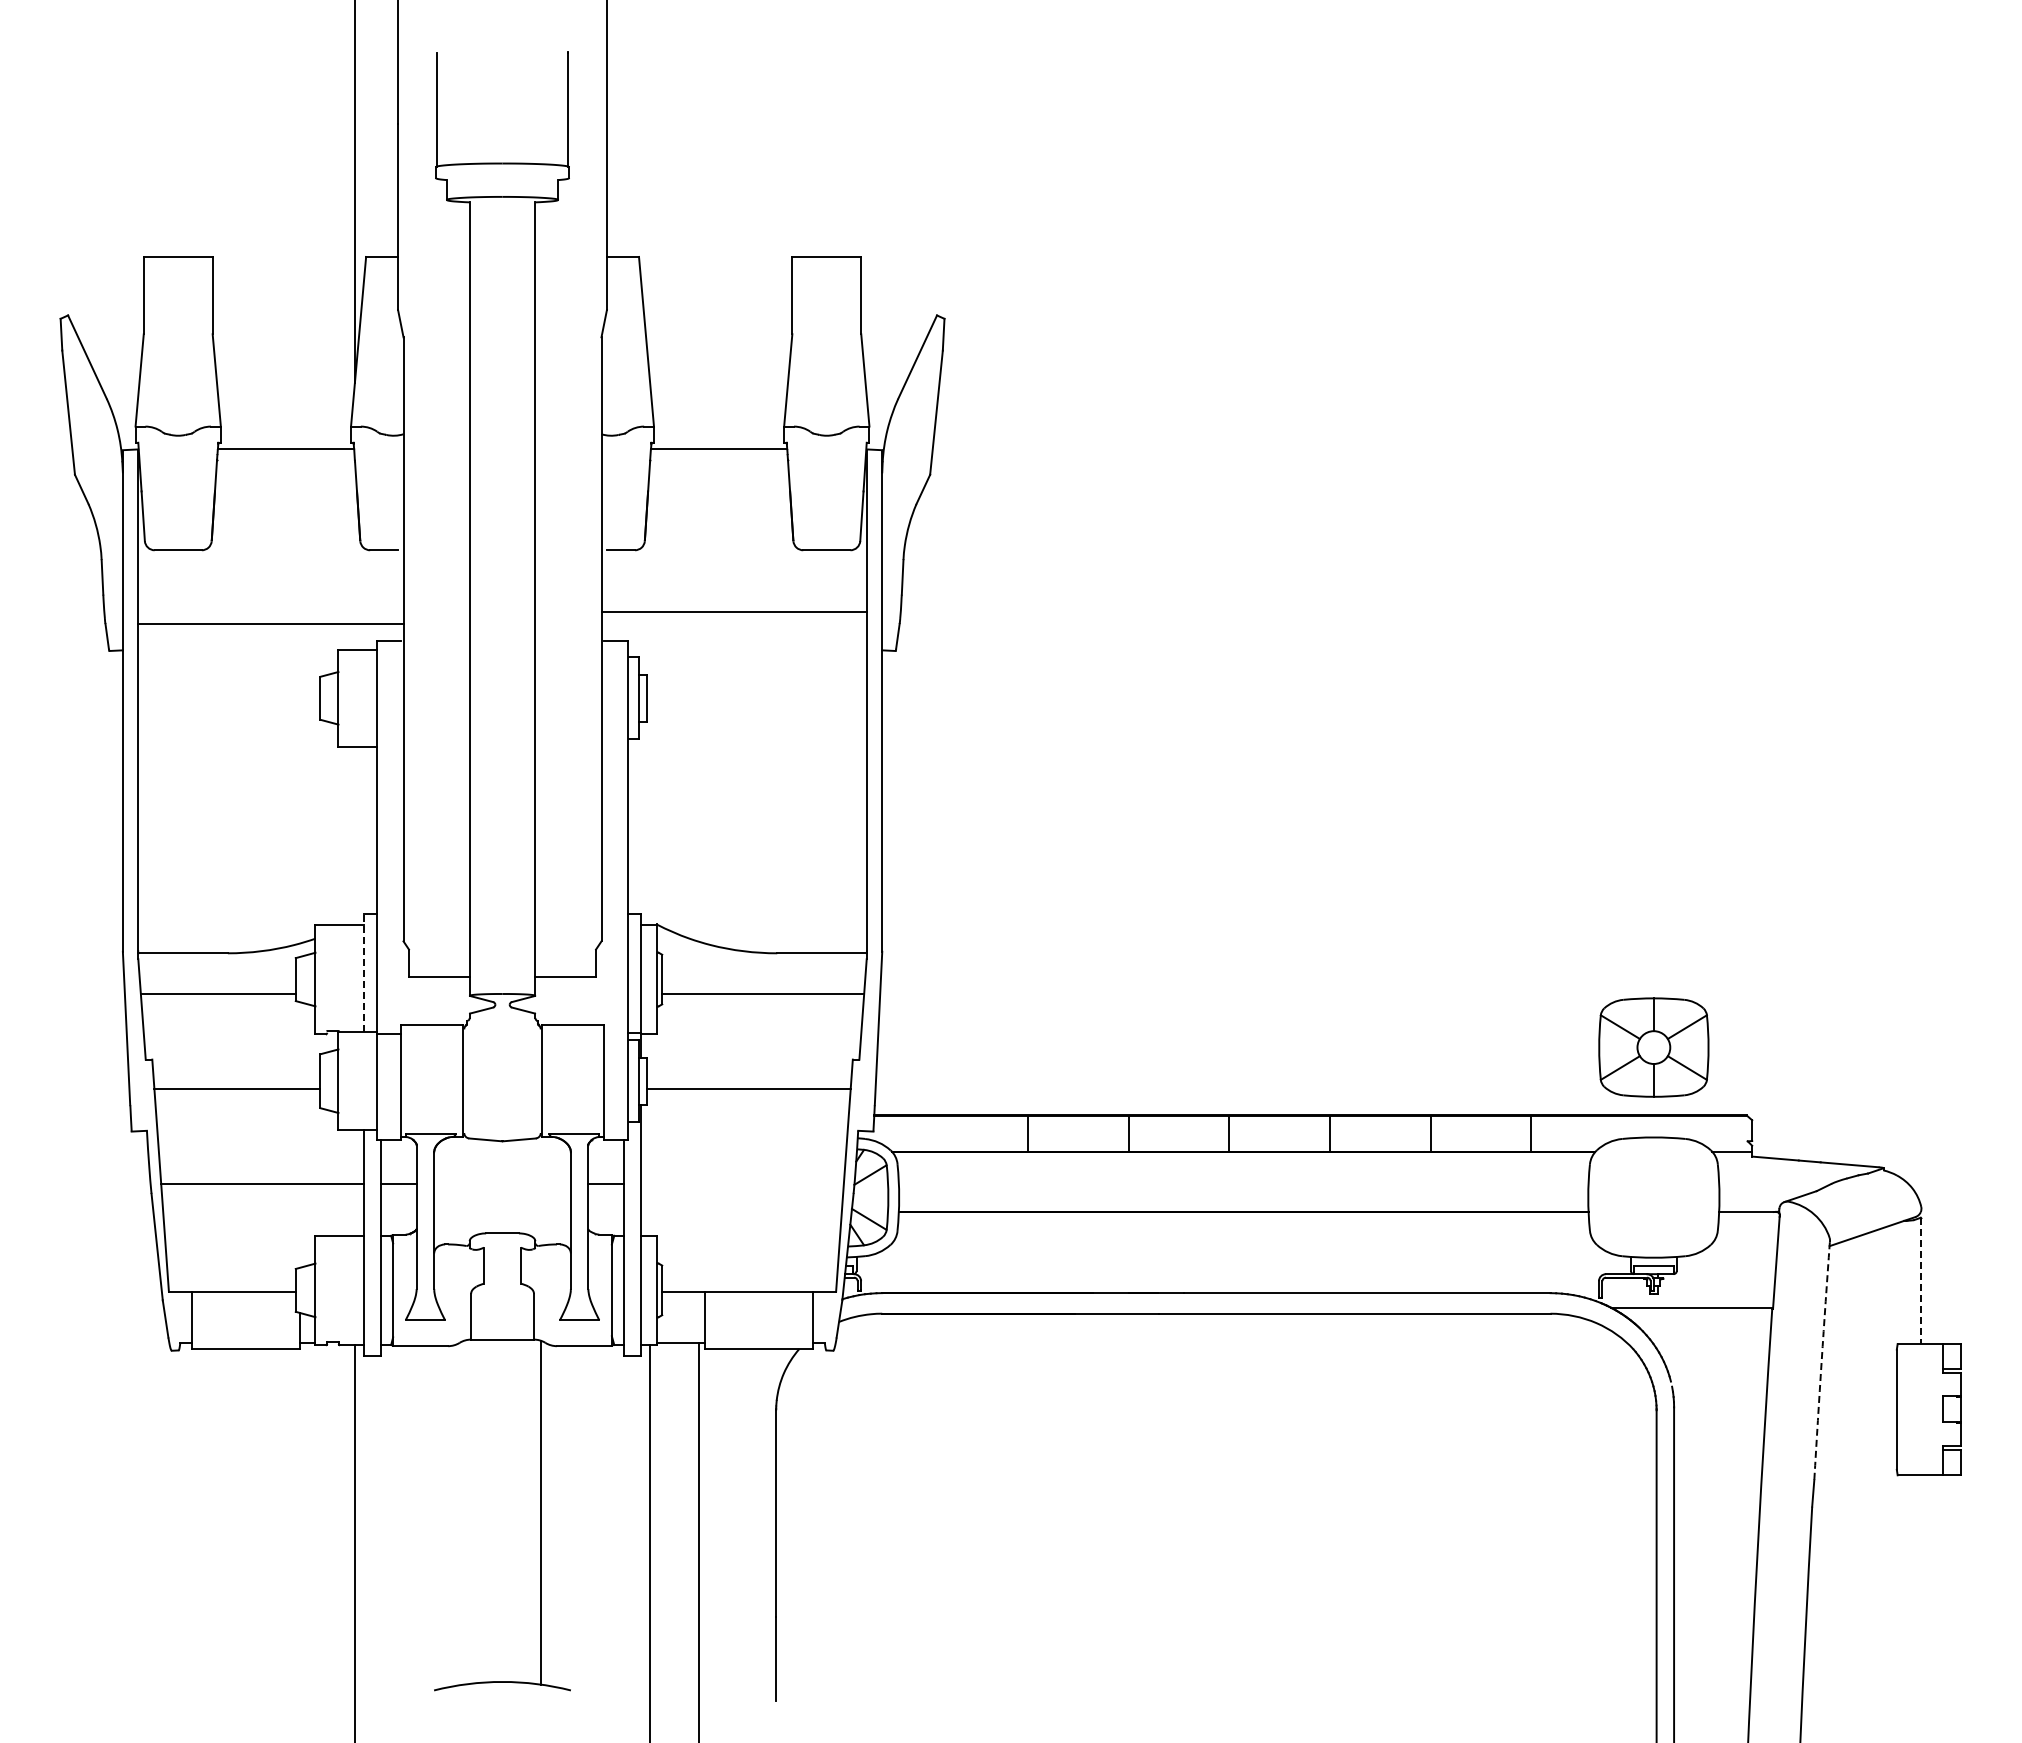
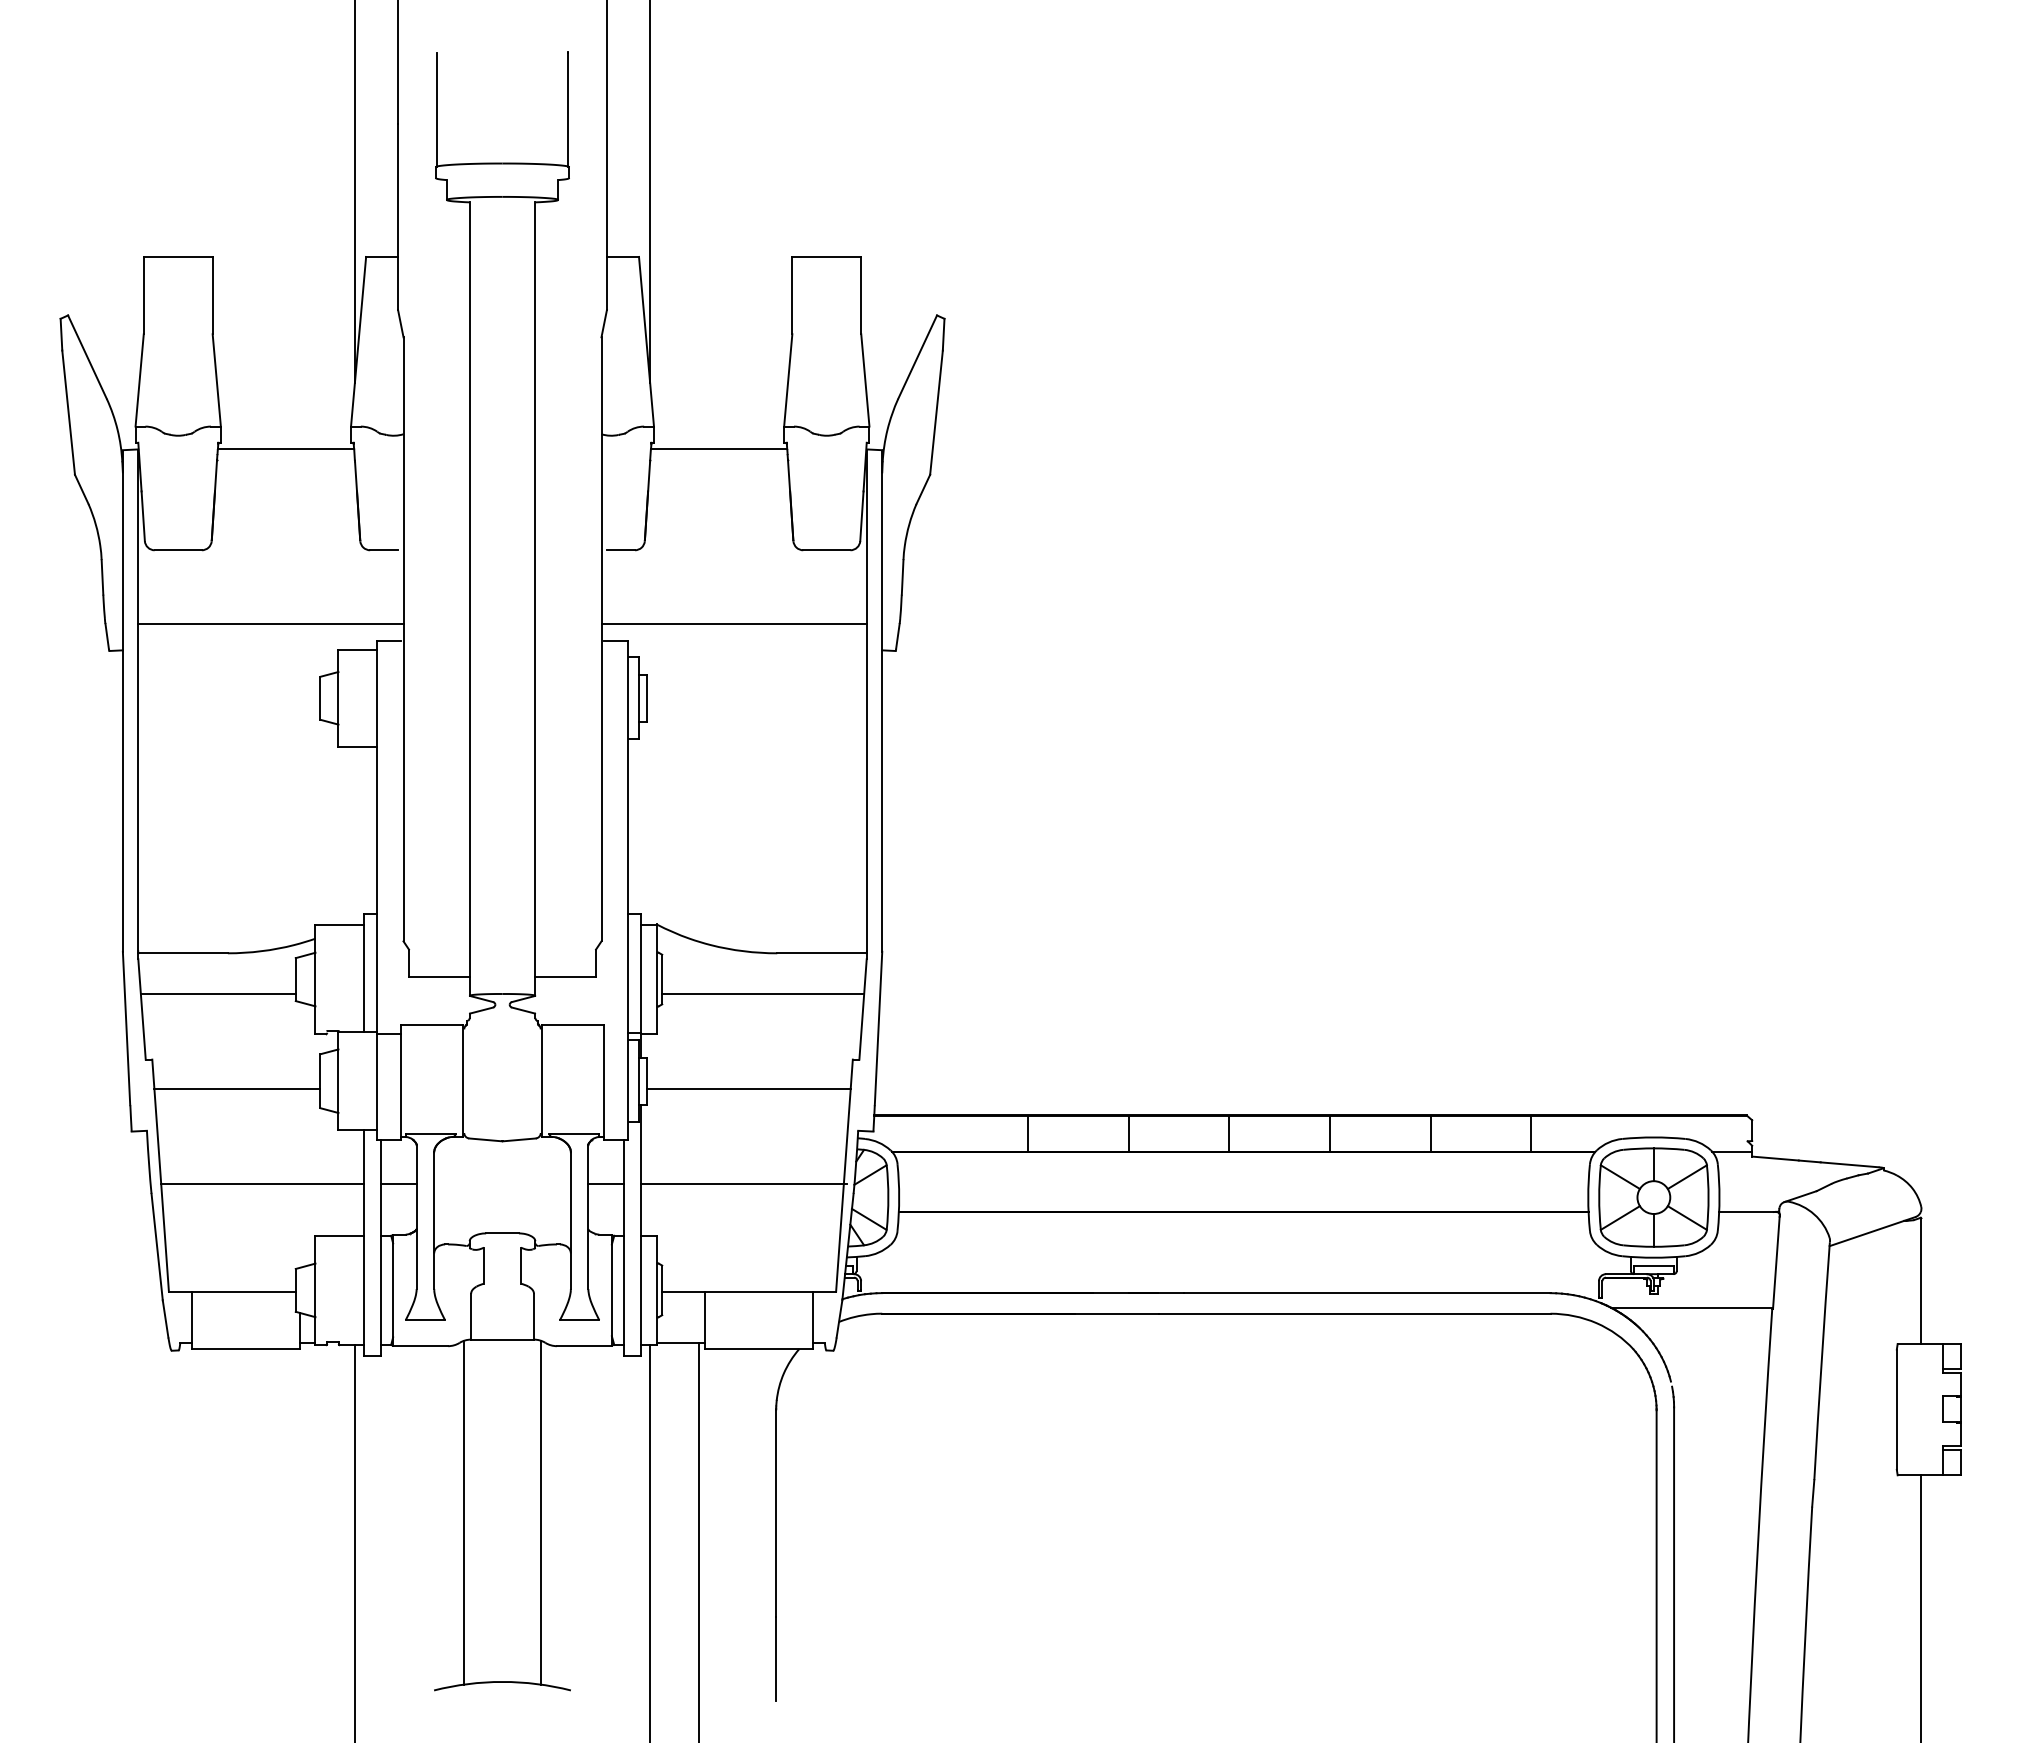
line: none -> present (650, 192)
line position: (733, 611) -> (733, 623) (733, 623)
line: dashed -> solid (363, 972)
part position: (1653, 1047) -> (1653, 1197) (1653, 1197)
line: none -> present (744, 1183)
line: dashed -> solid (1921, 1281)
arc: dashed -> solid (1821, 1361)
line: none -> present (464, 1512)
line: none -> present (1921, 1607)
